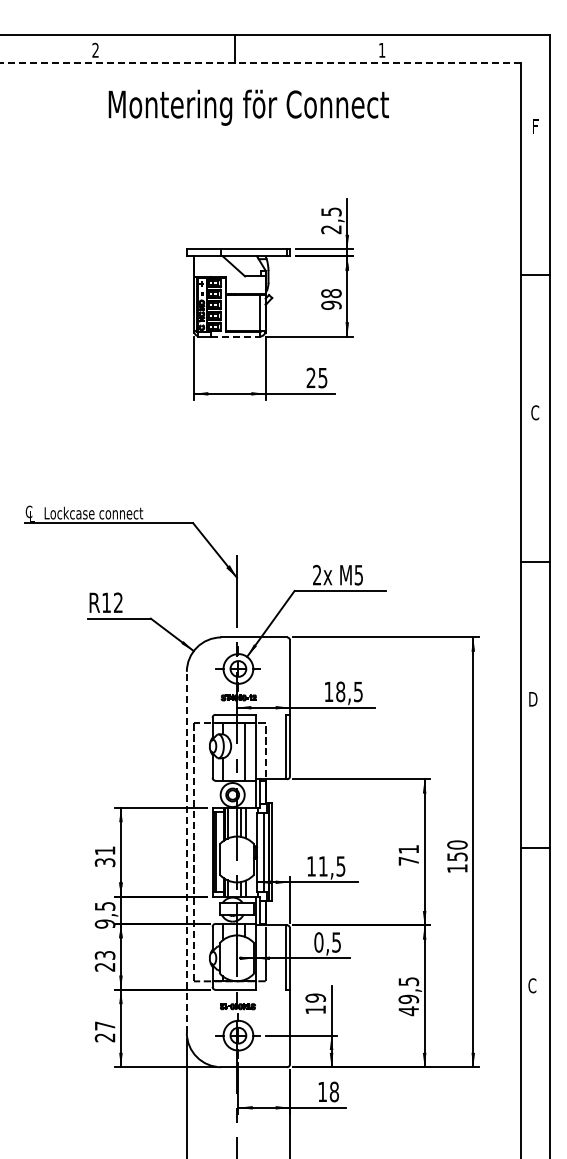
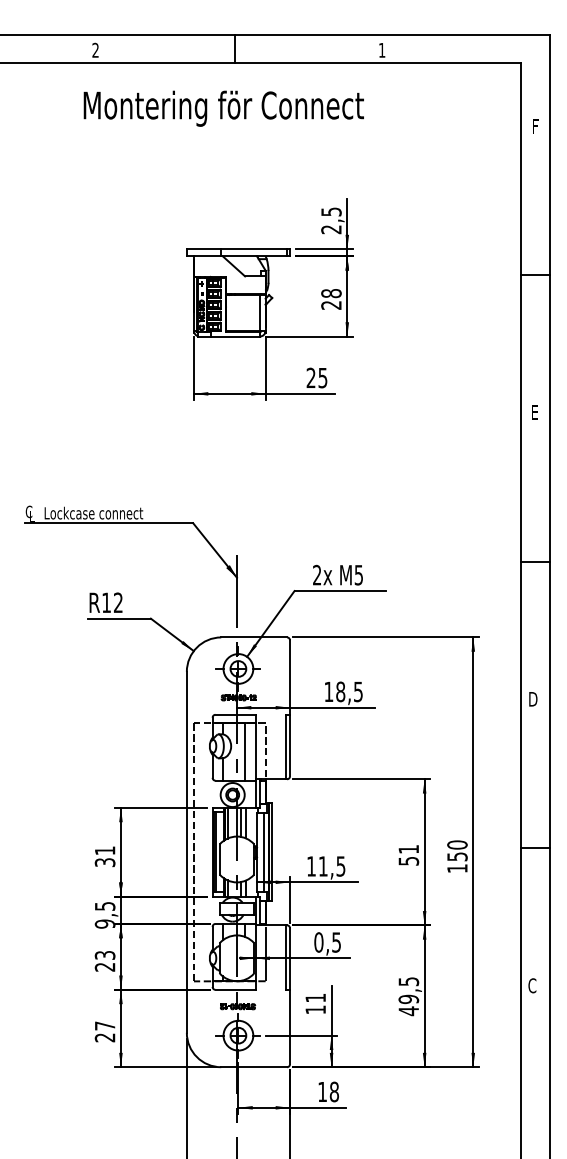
line: dashed -> solid (260, 63)
text position: (248, 107) -> (223, 108) (223, 108)
text: 98 -> 28 (331, 304)
line: dashed -> solid (235, 336)
text: C -> E (535, 412)
line: dashed -> solid (186, 851)
text: 71 -> 51 (408, 861)
text: 19 -> 11 (315, 997)
